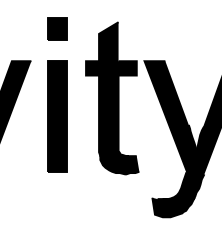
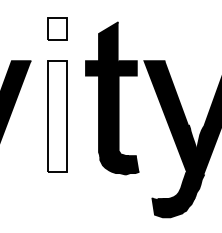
fill: present -> none (57, 29)
fill: present -> none (57, 116)
